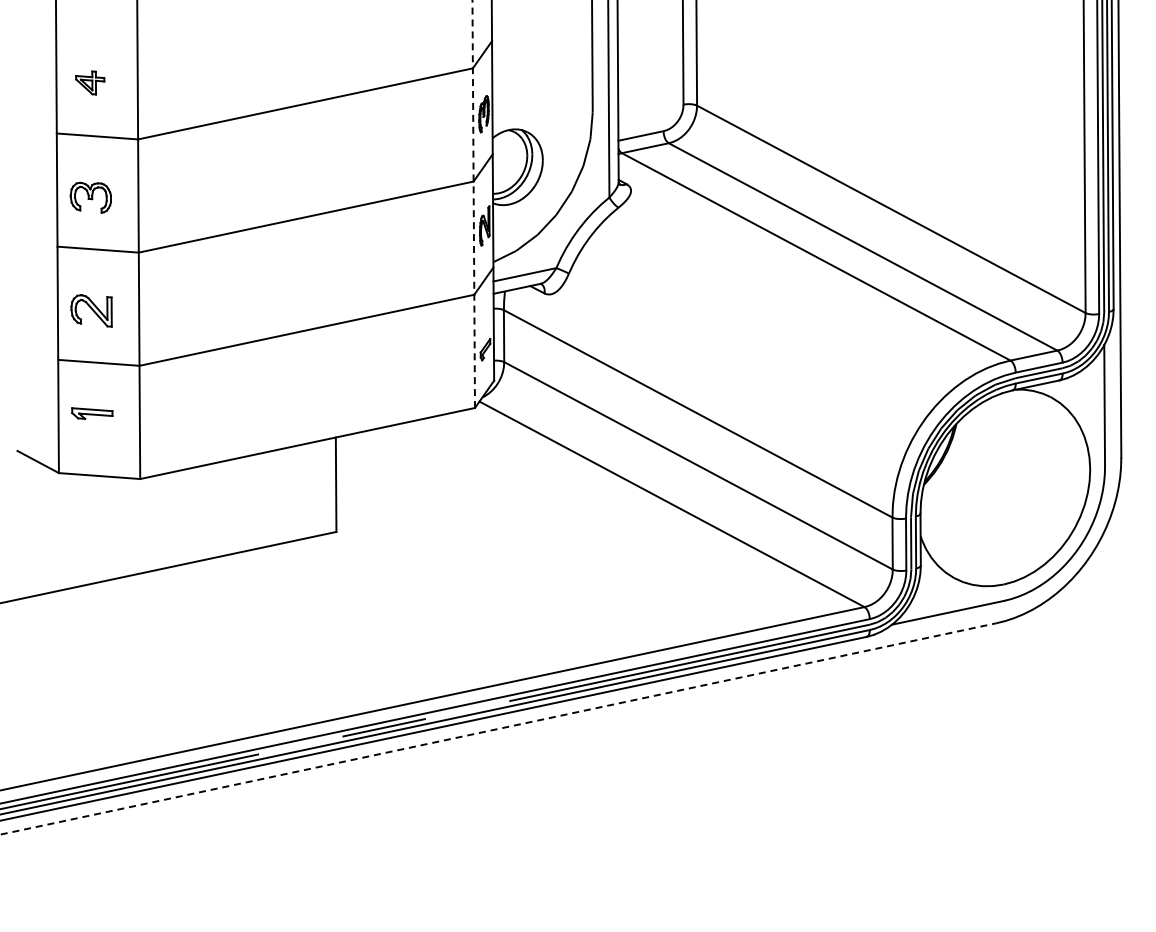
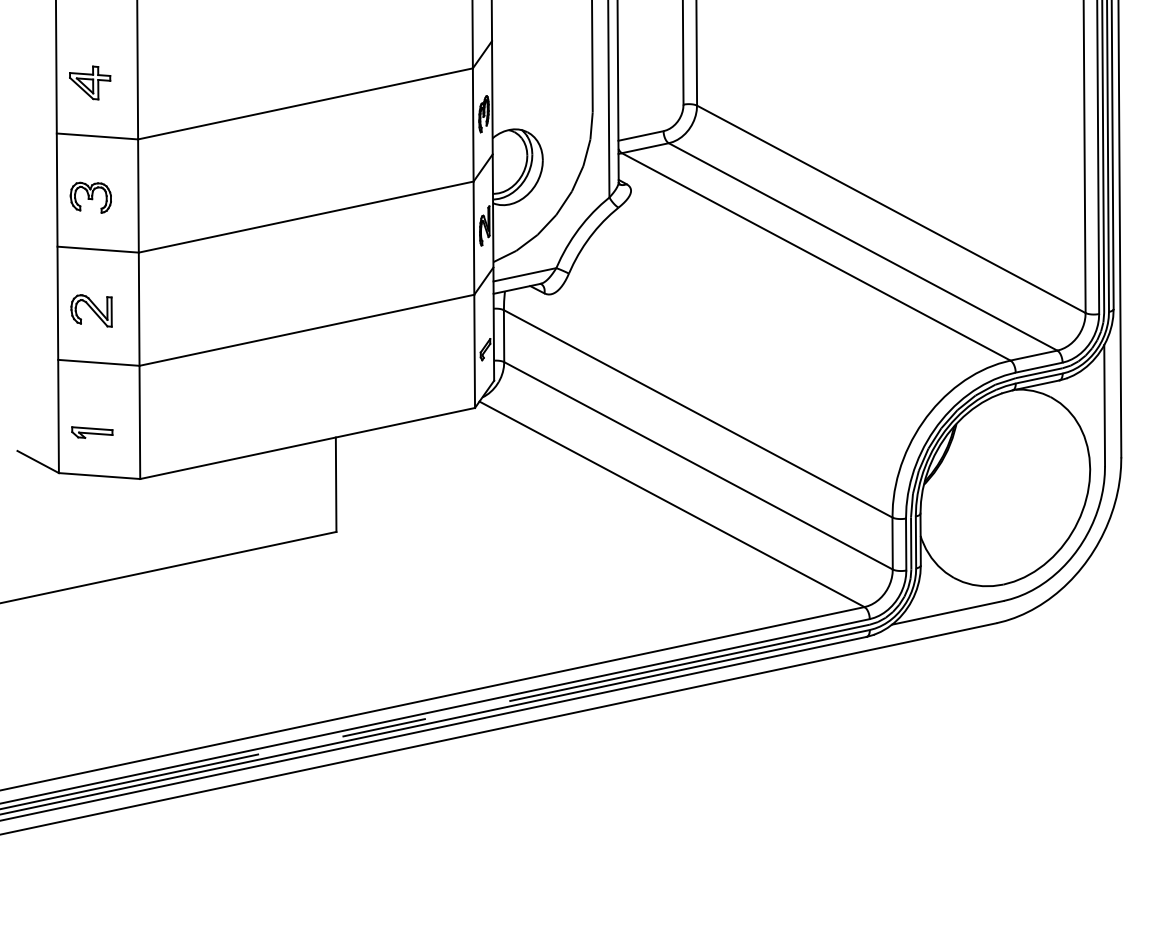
part size: 31x26 px -> 43x36 px (90, 82)
line: dashed -> solid (473, 204)
part position: (92, 413) -> (92, 432) (92, 432)
line: dashed -> solid (498, 728)
